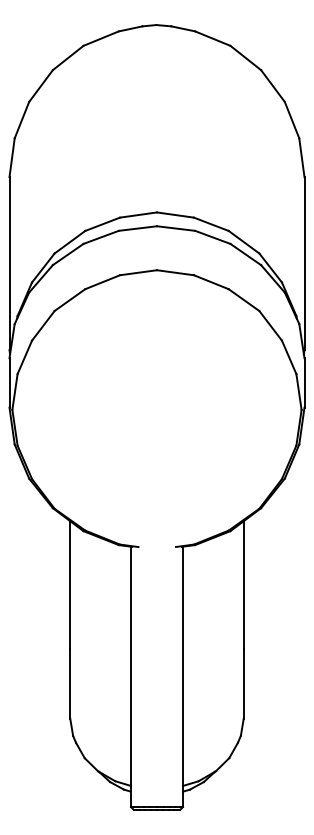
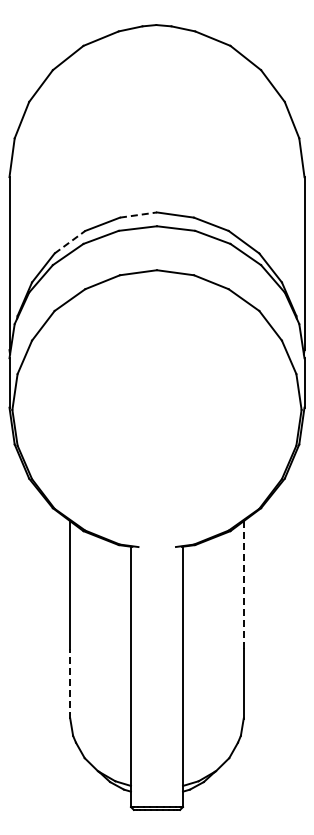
line: solid -> dashed (138, 215)
line: solid -> dashed (70, 241)
line: solid -> dashed (243, 585)
line: solid -> dashed (70, 683)
